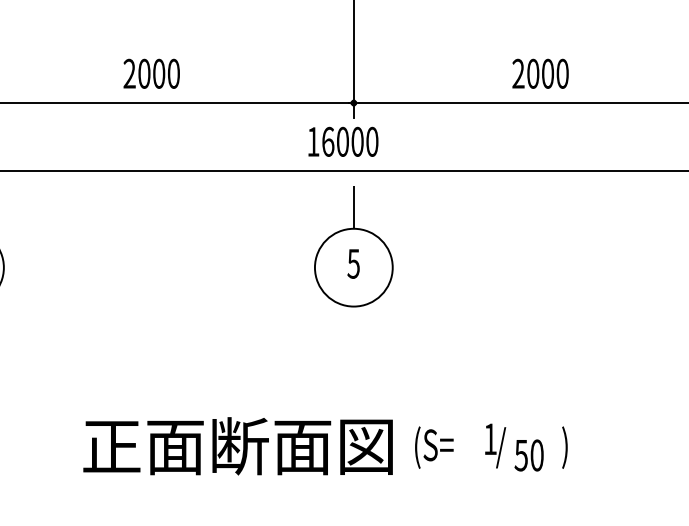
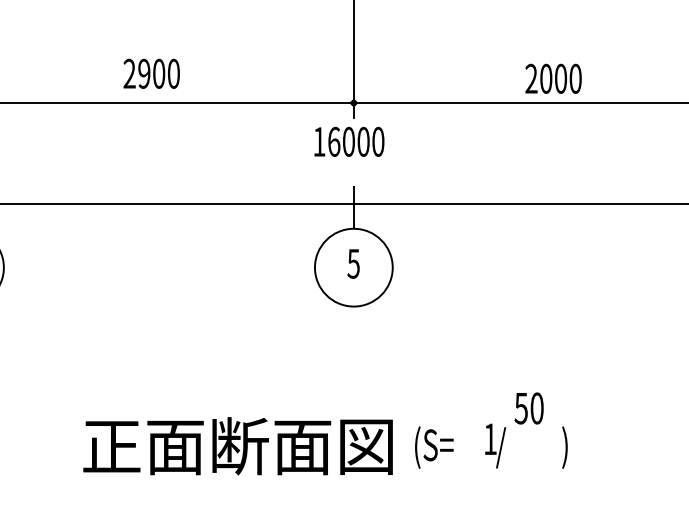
text: 2000 -> 2900 (144, 73)
text position: (540, 73) -> (553, 78) (553, 78)
text position: (343, 141) -> (349, 141) (349, 141)
line position: (343, 171) -> (343, 204) (343, 204)
text position: (528, 455) -> (528, 408) (528, 408)
